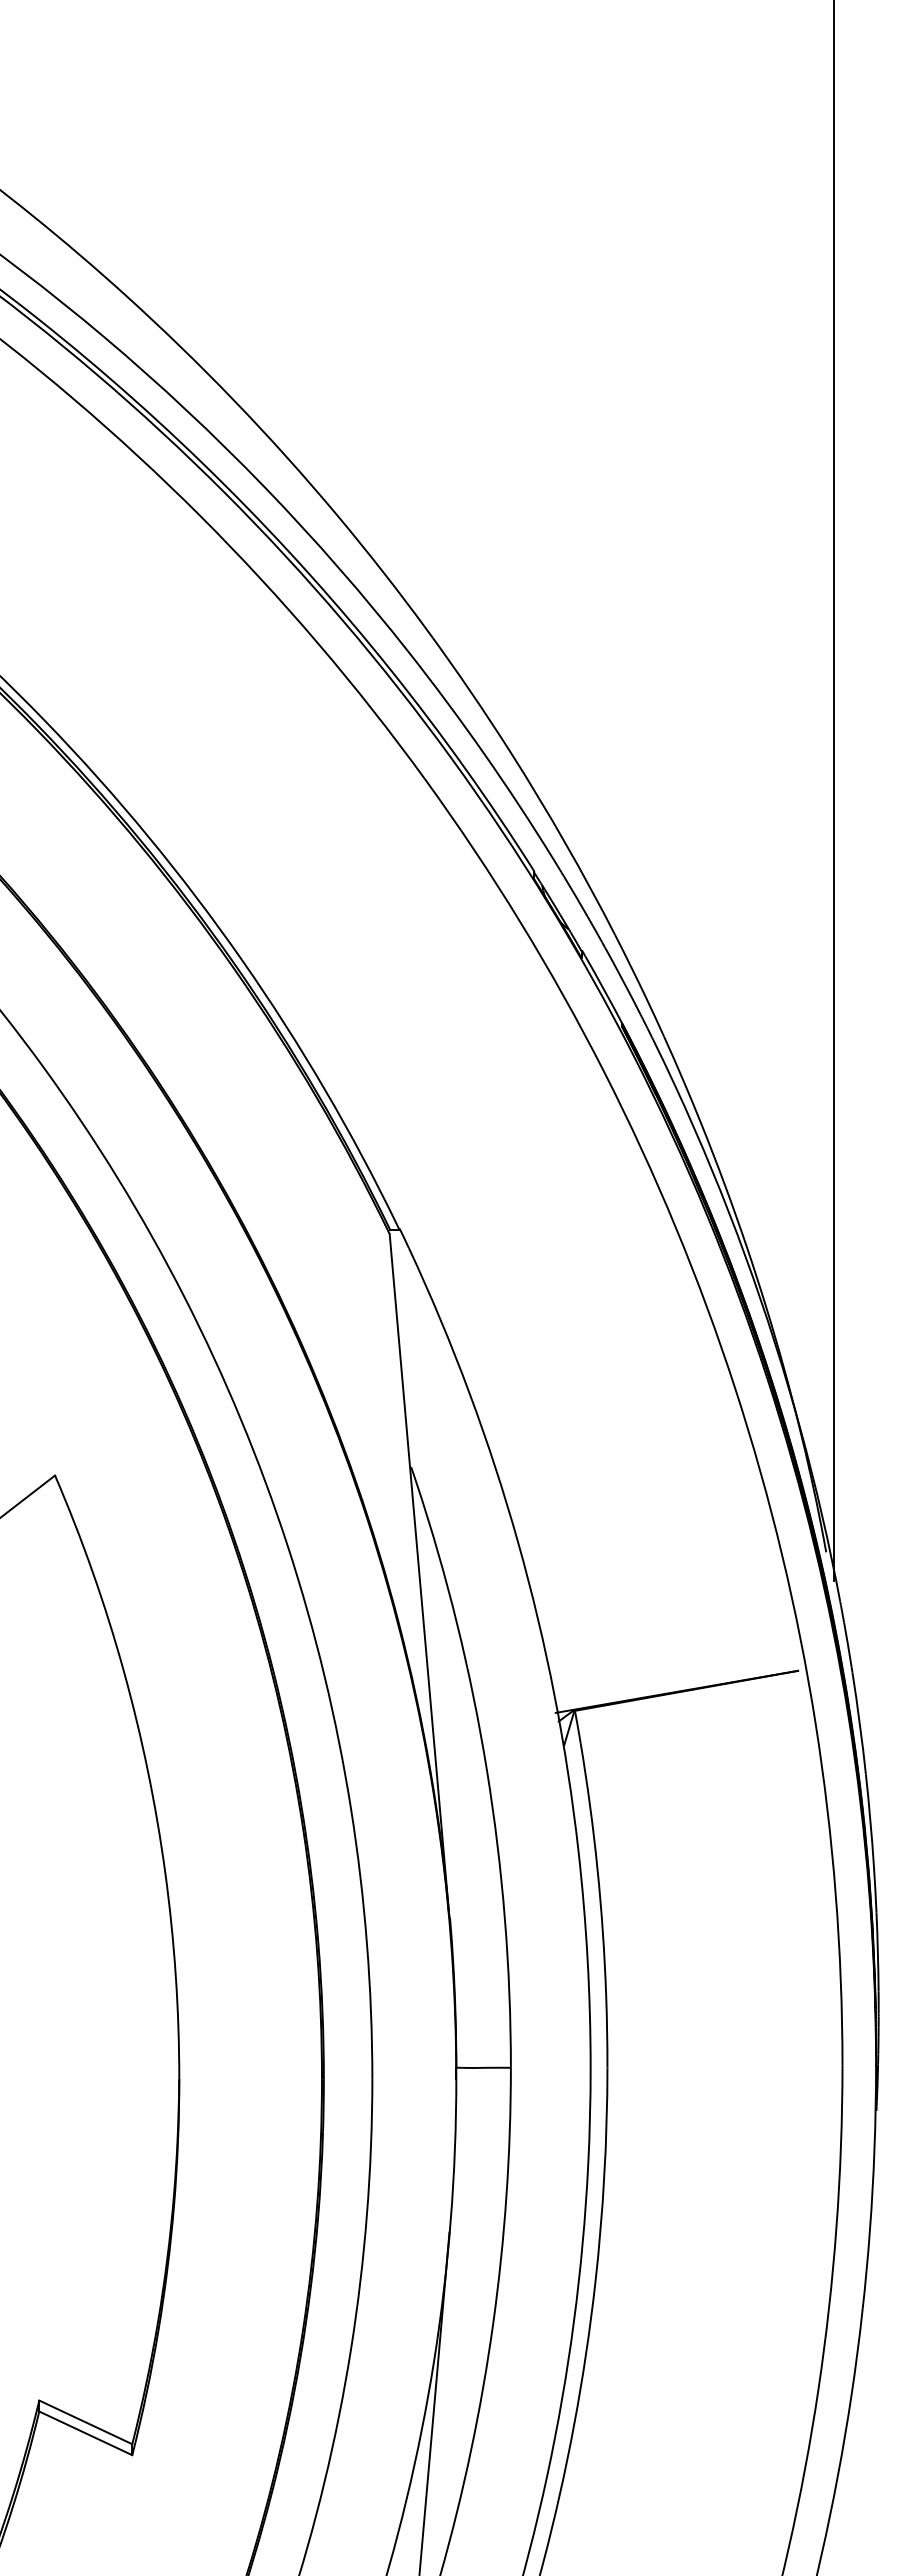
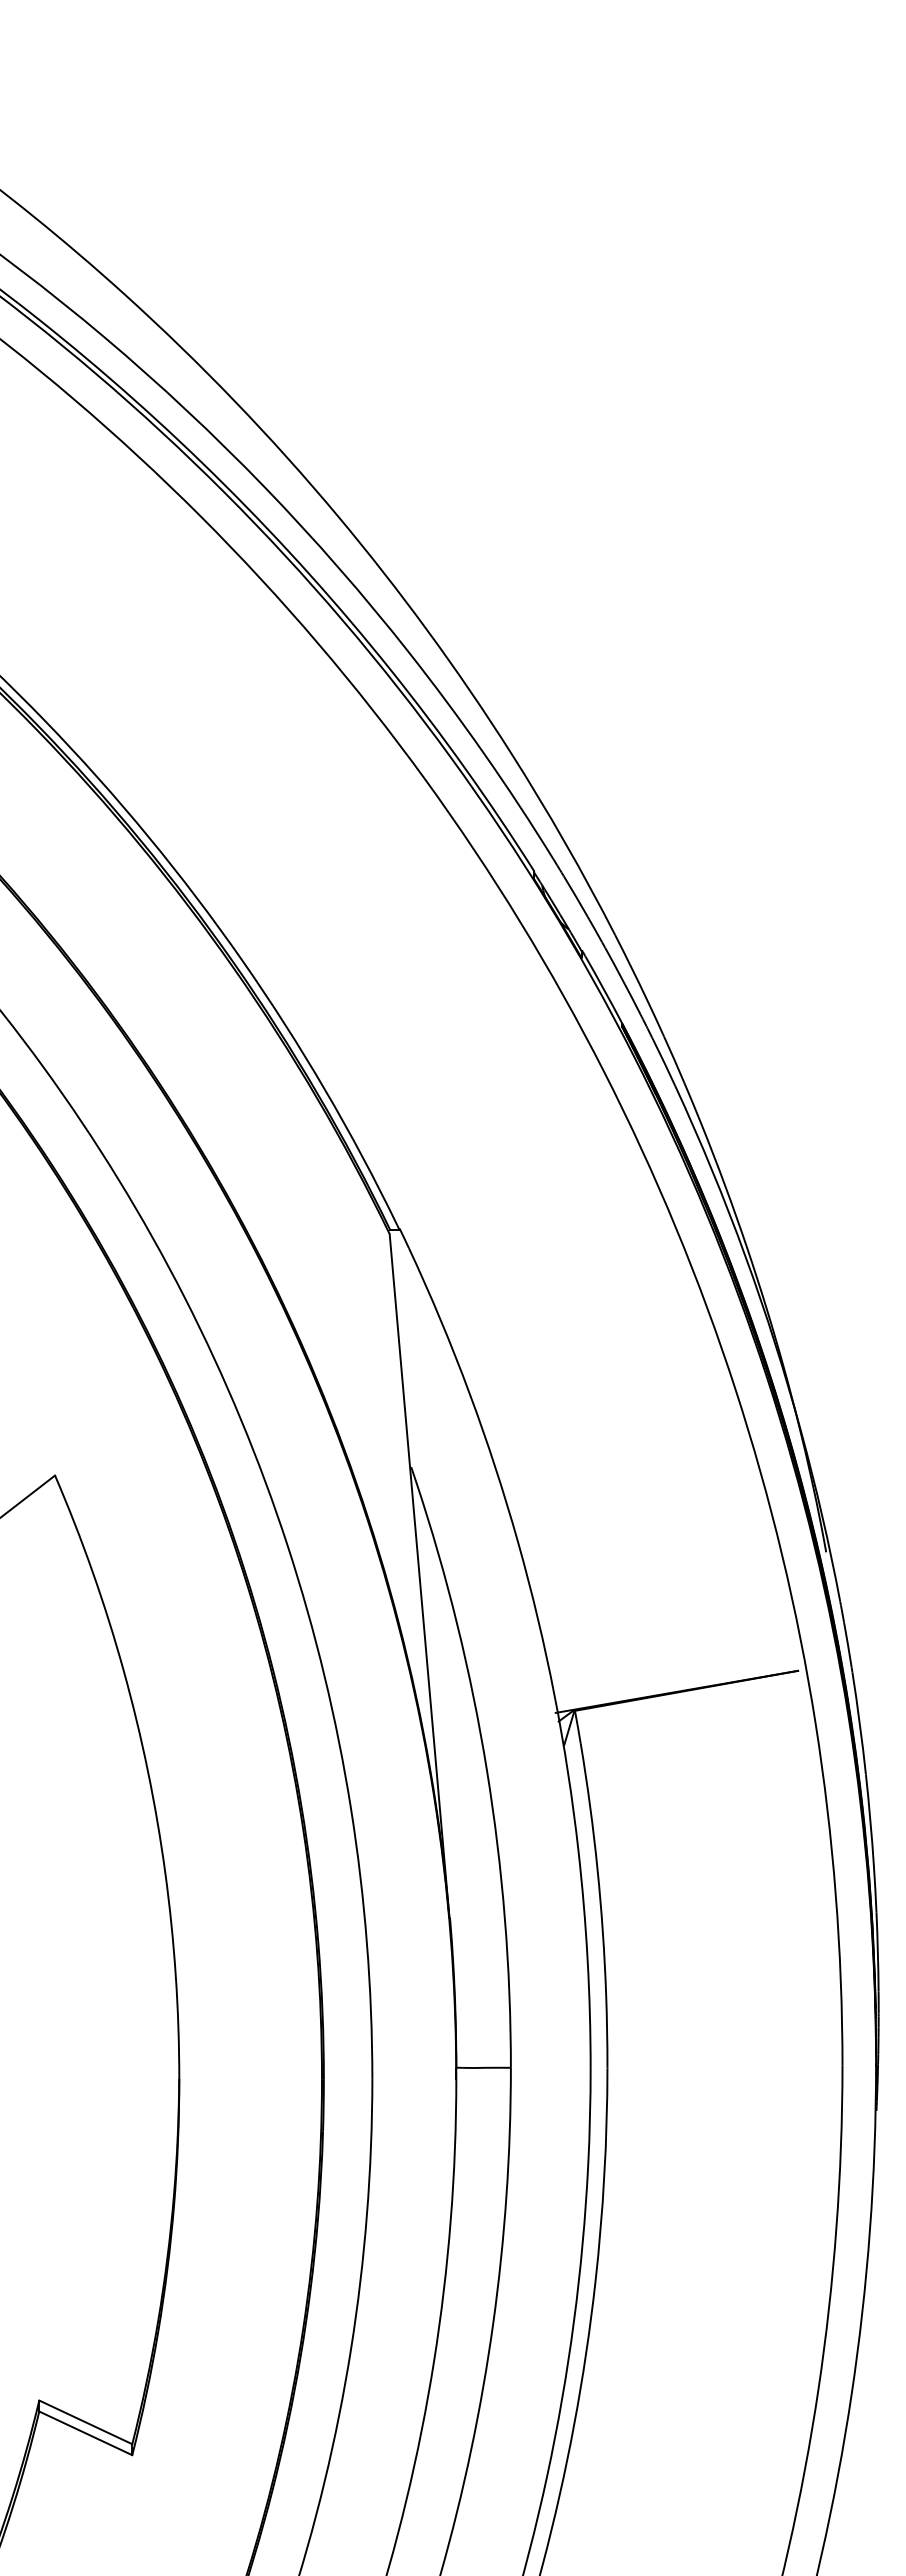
line: present -> none (834, 791)
line: present -> none (434, 2402)
